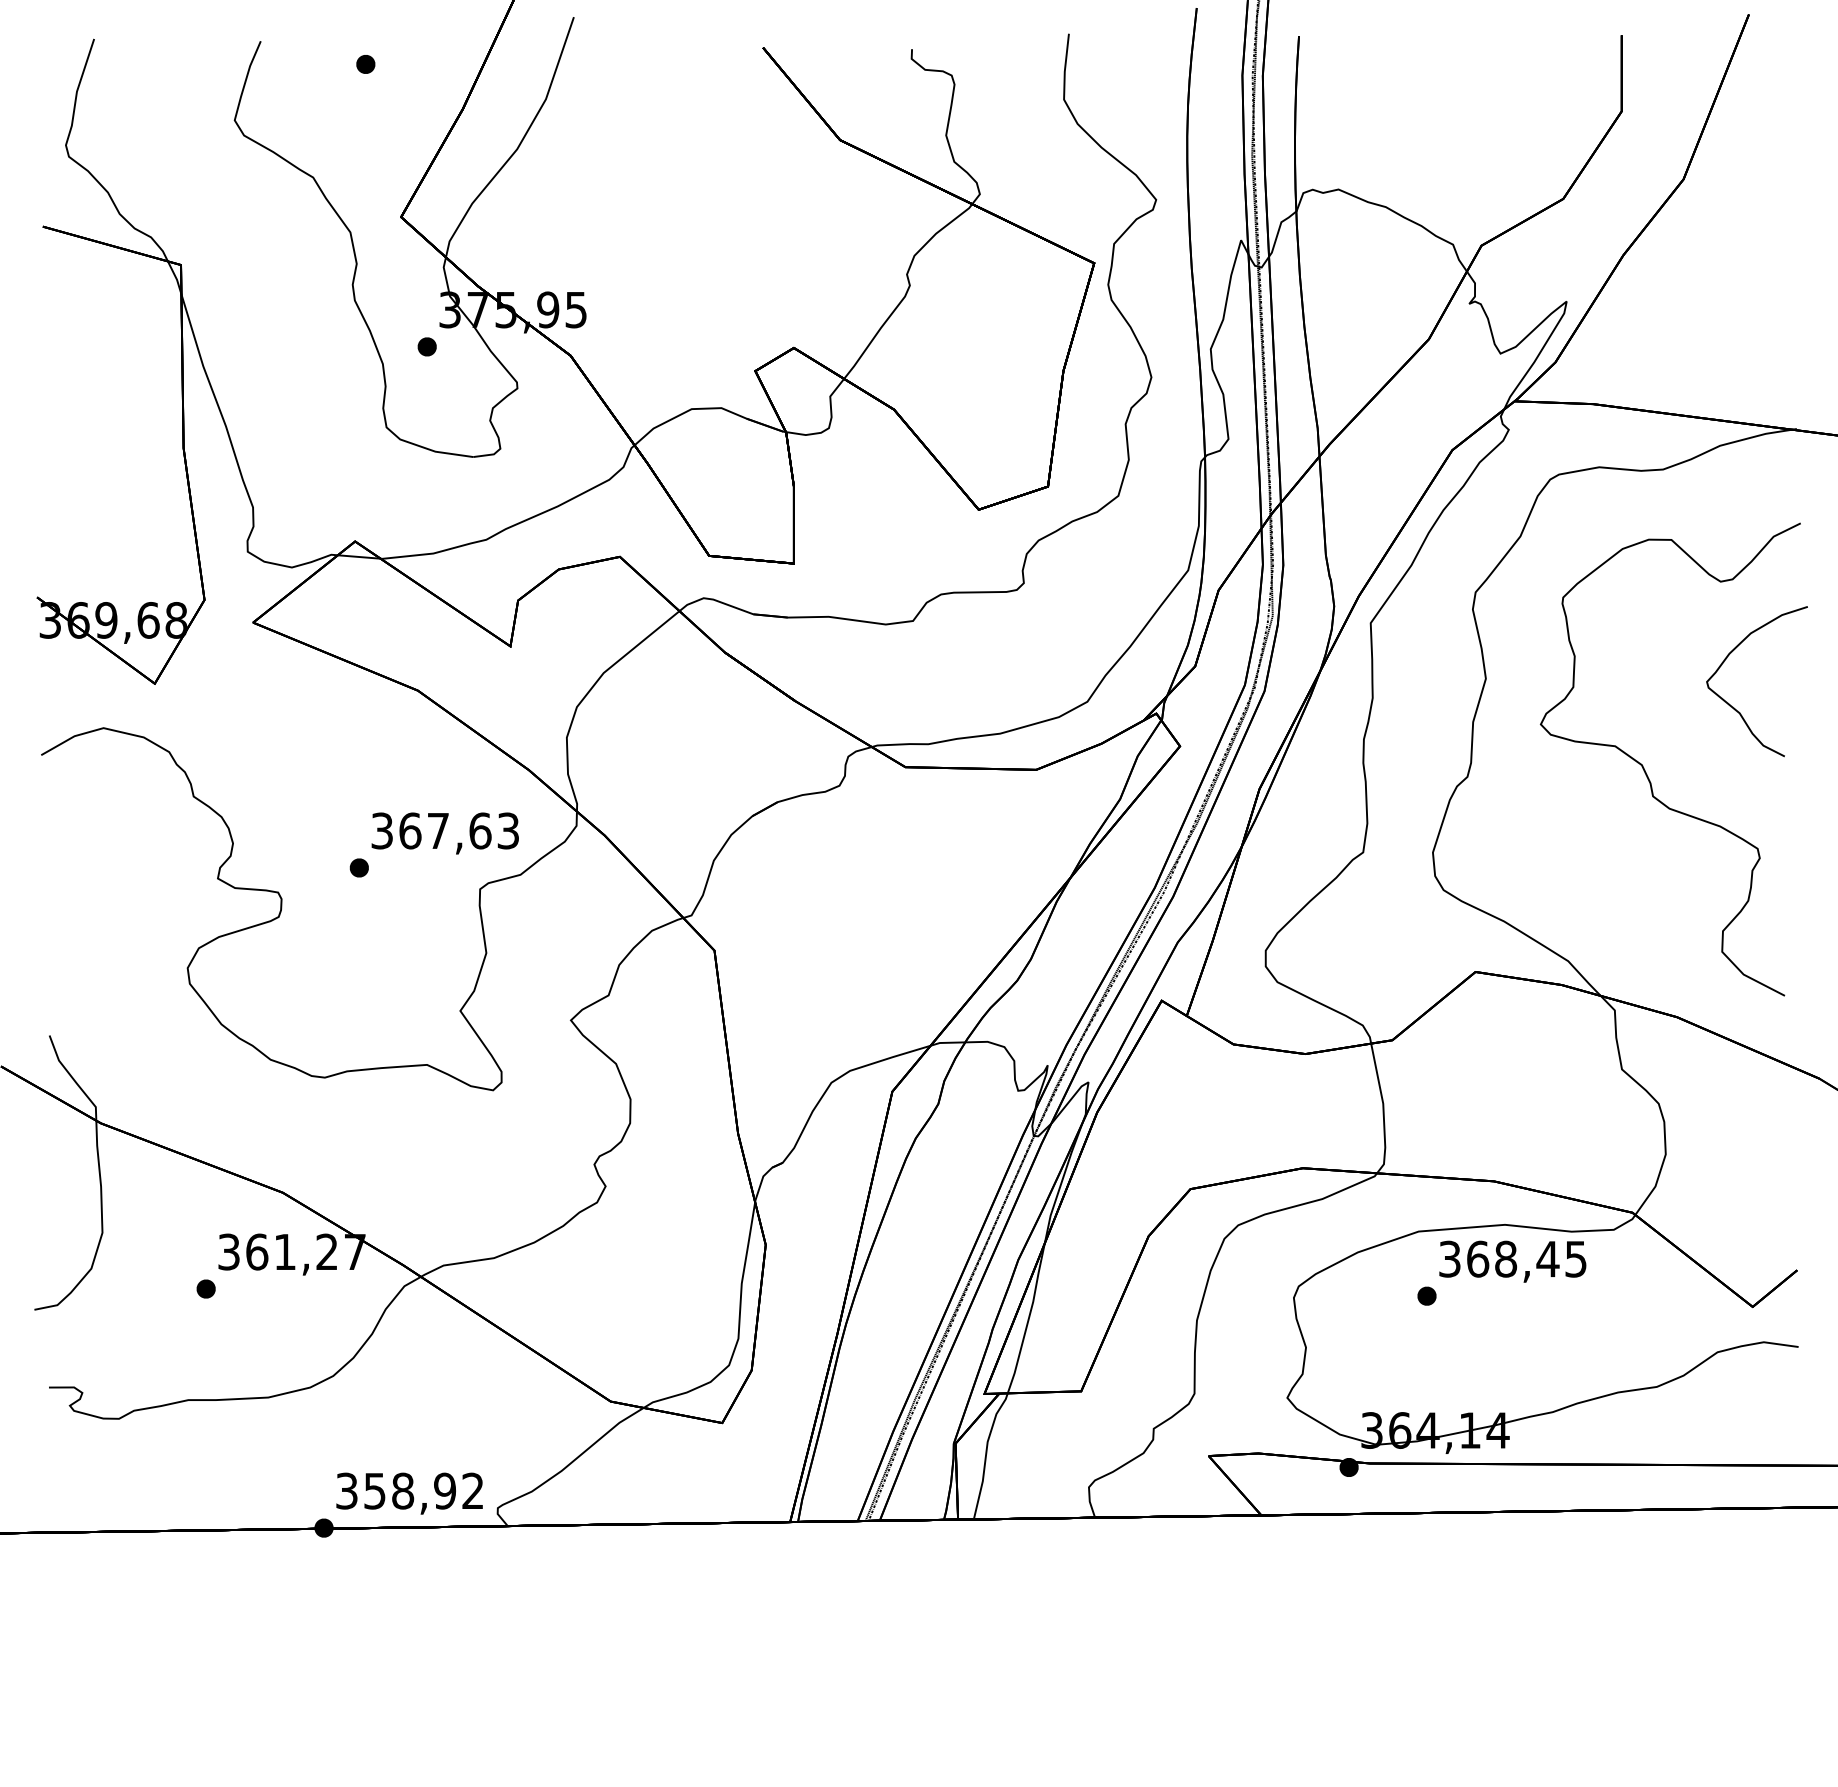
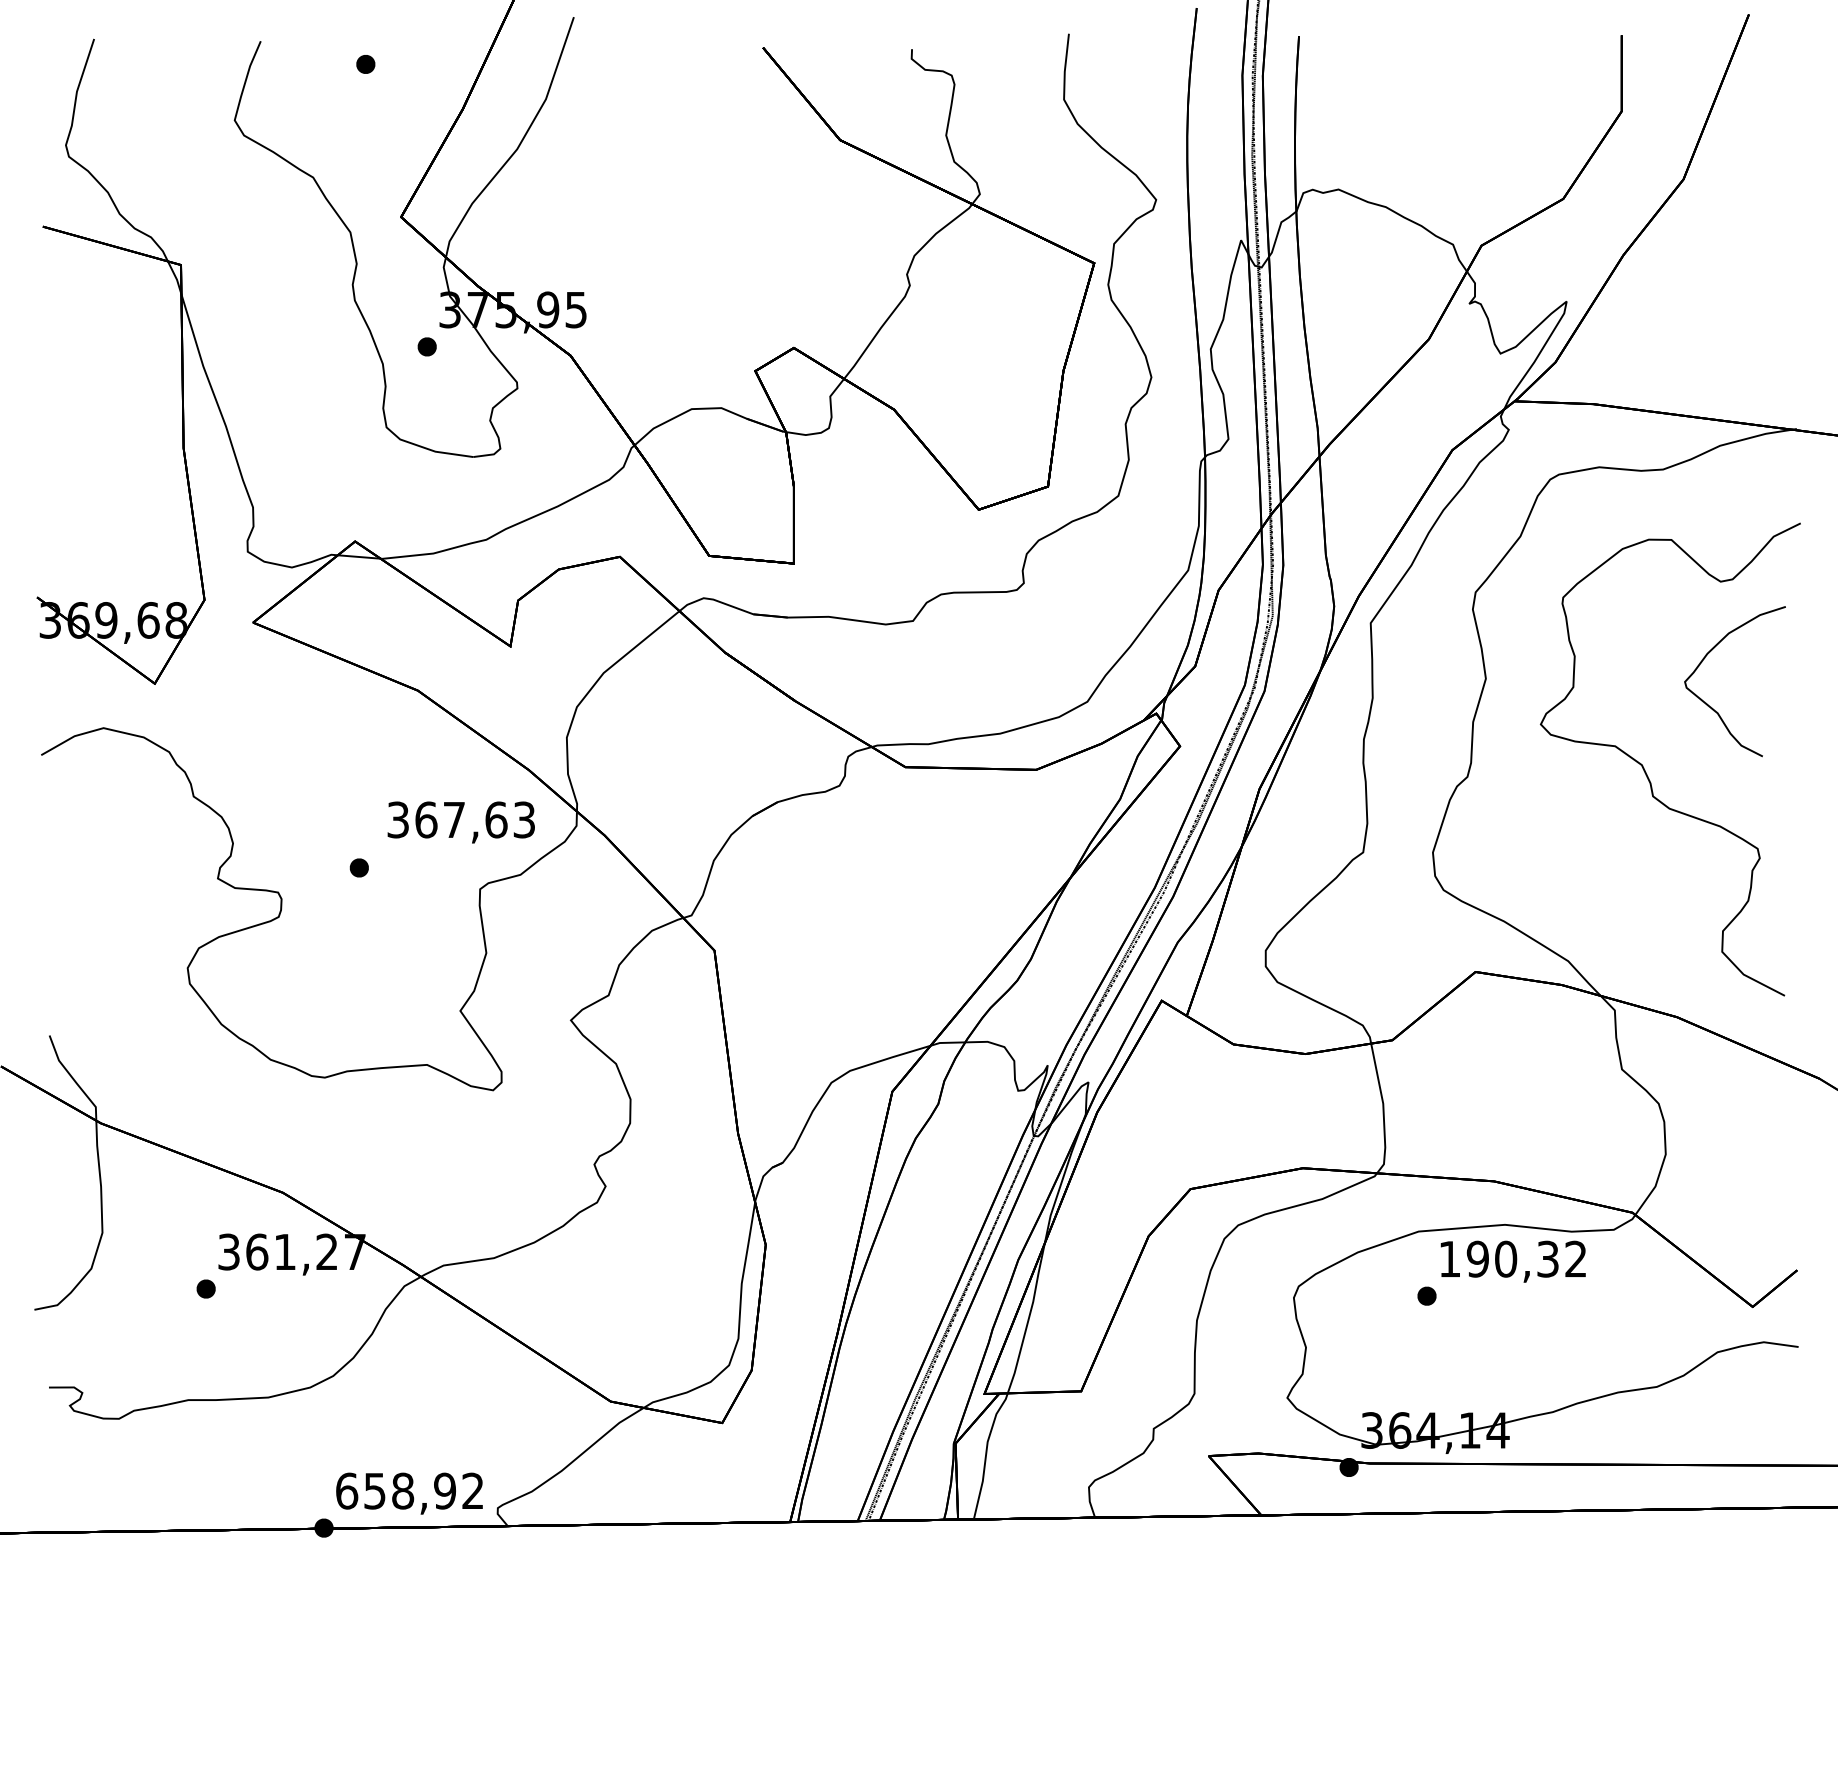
curve position: (1733, 706) -> (1711, 706) (1711, 706)
text position: (444, 833) -> (460, 822) (460, 822)
text: 368,45 -> 190,32 (1512, 1258)
text: 358,92 -> 658,92 (347, 1490)
